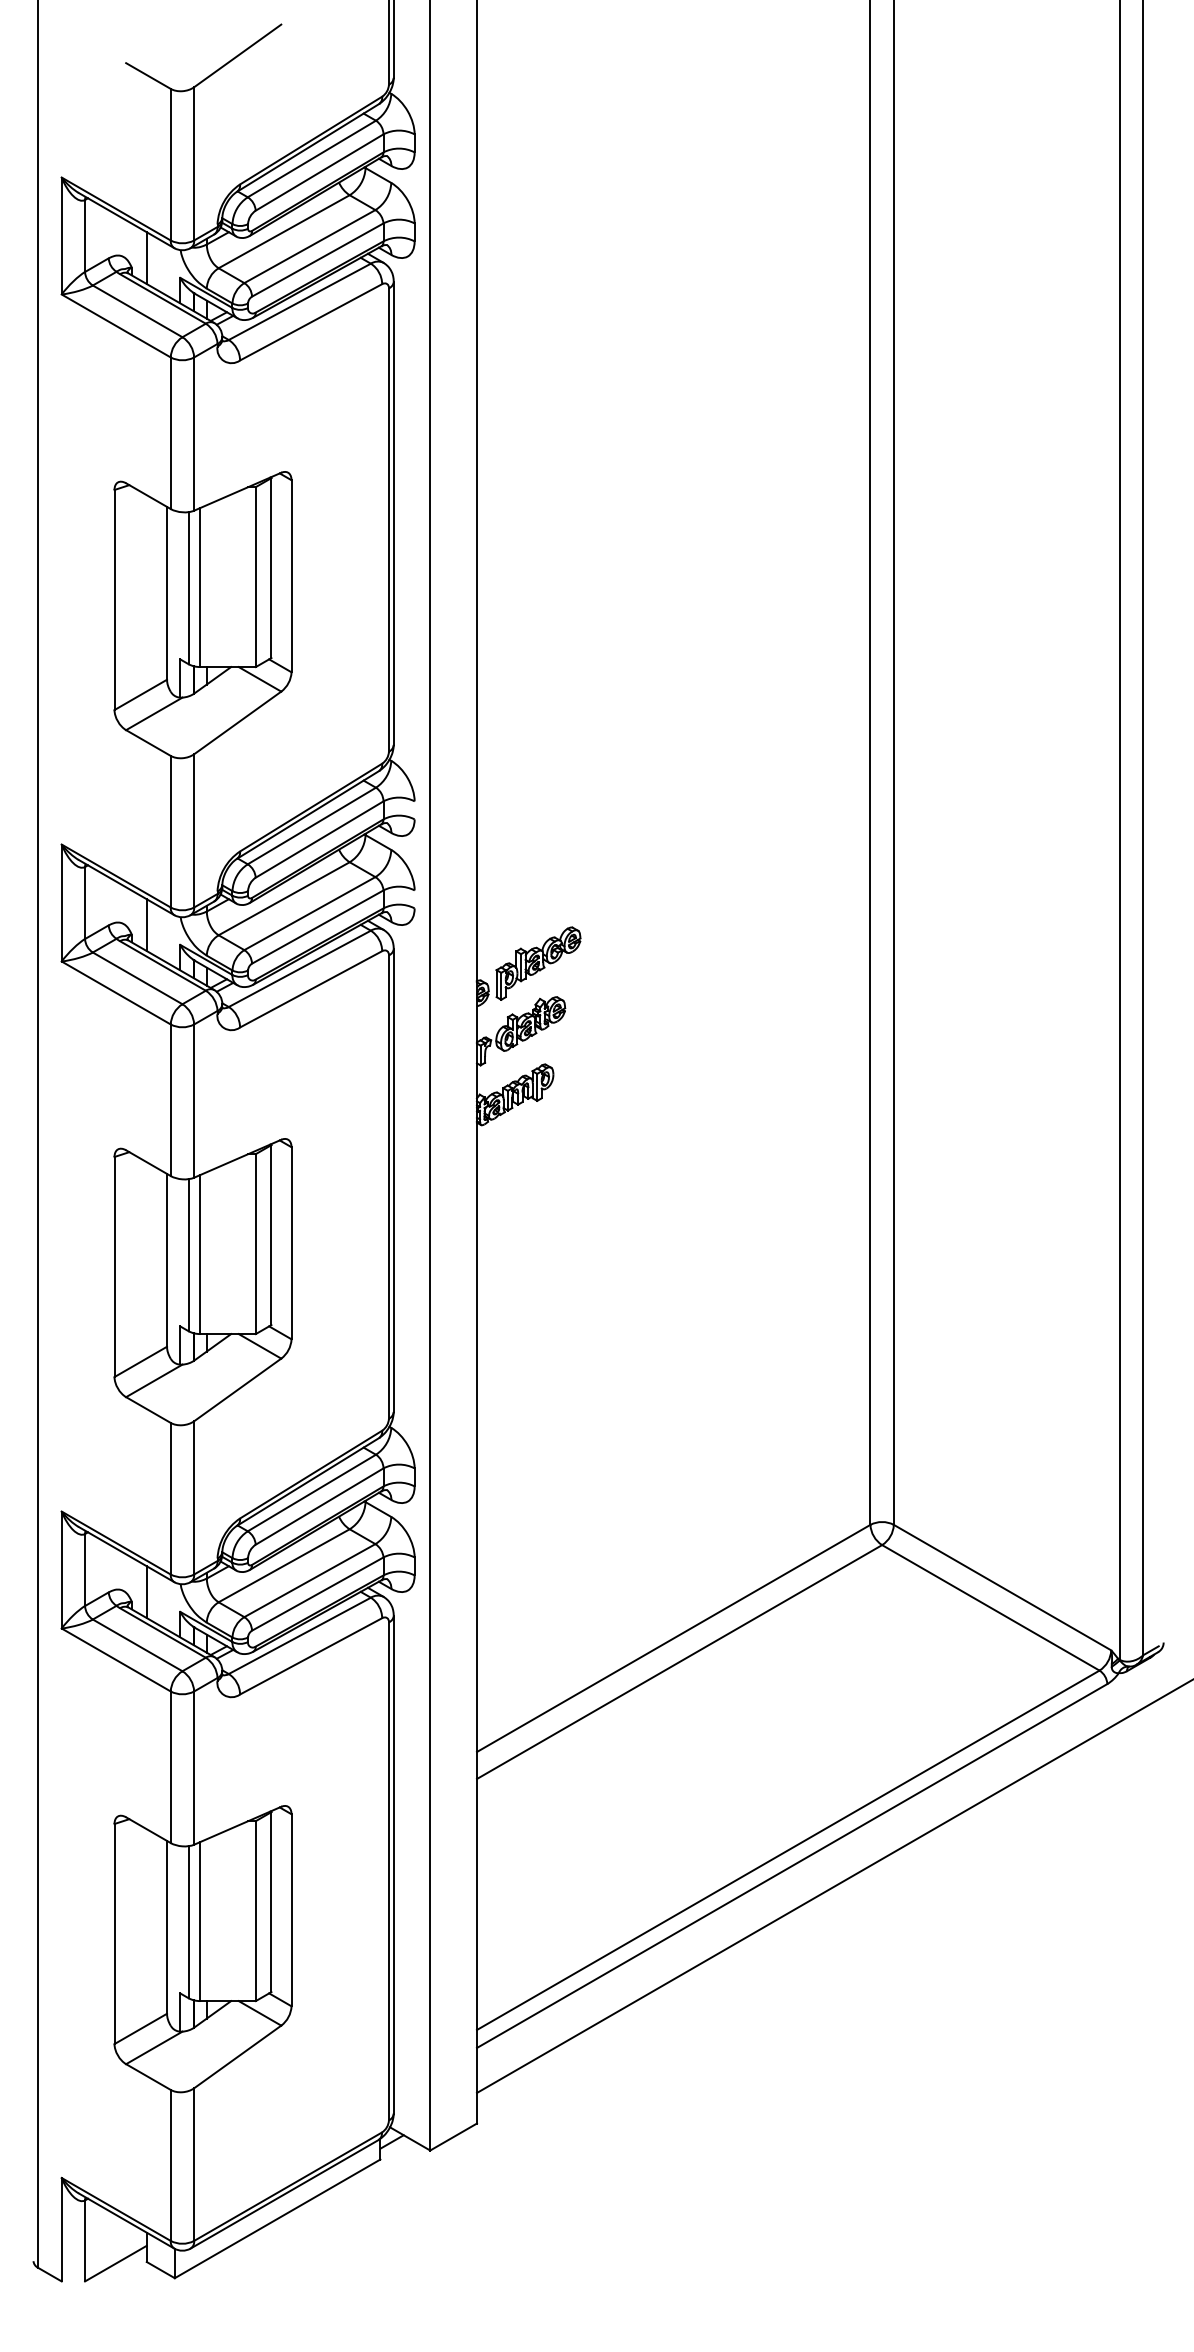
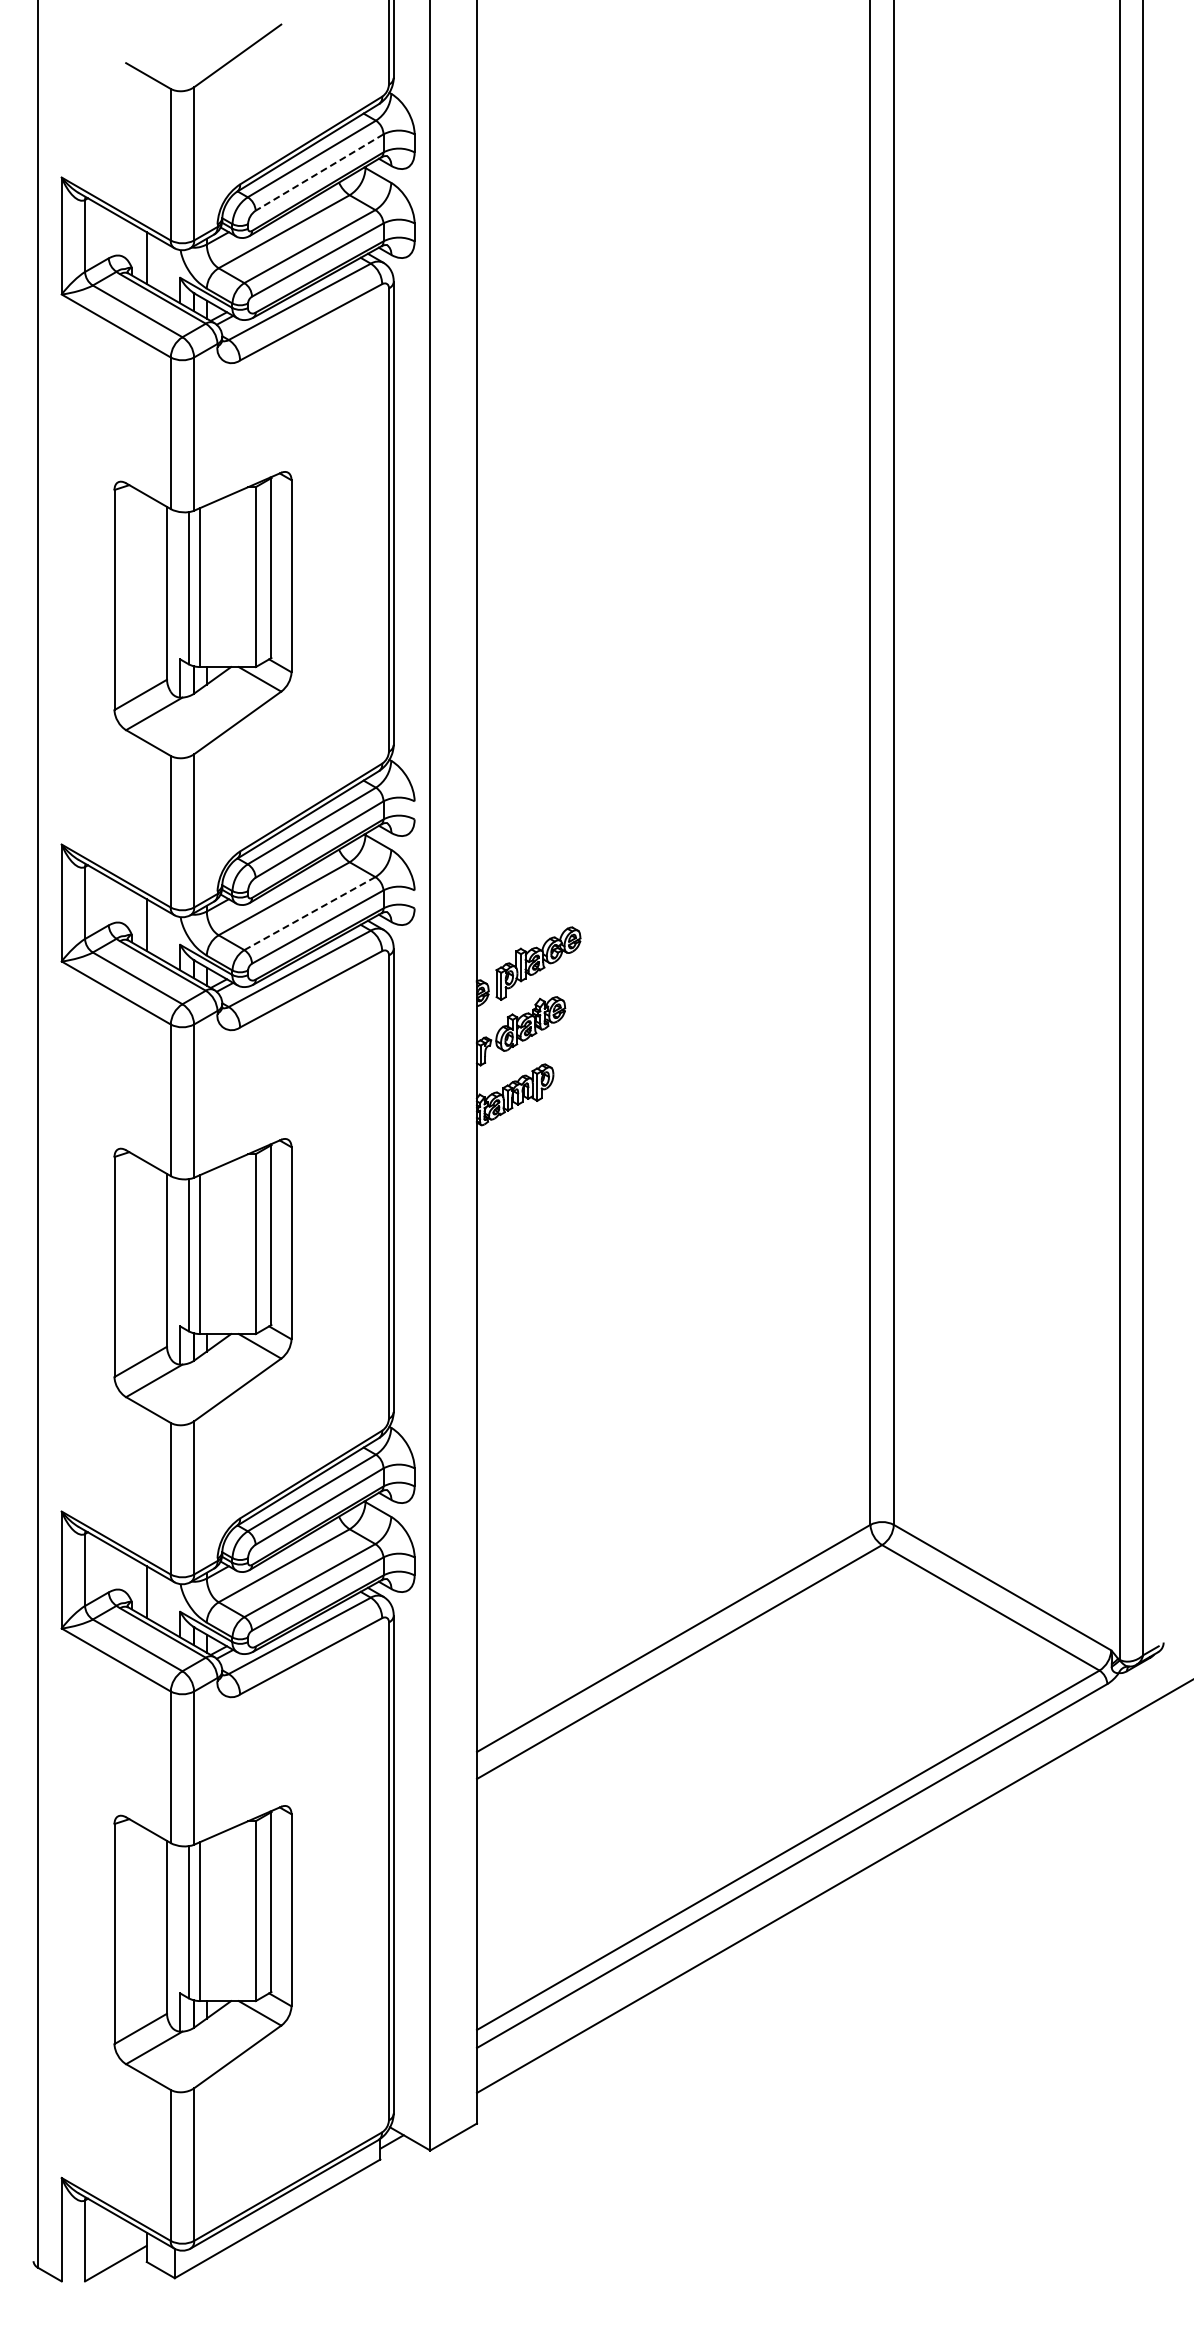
line: solid -> dashed (319, 172)
line: solid -> dashed (310, 913)
